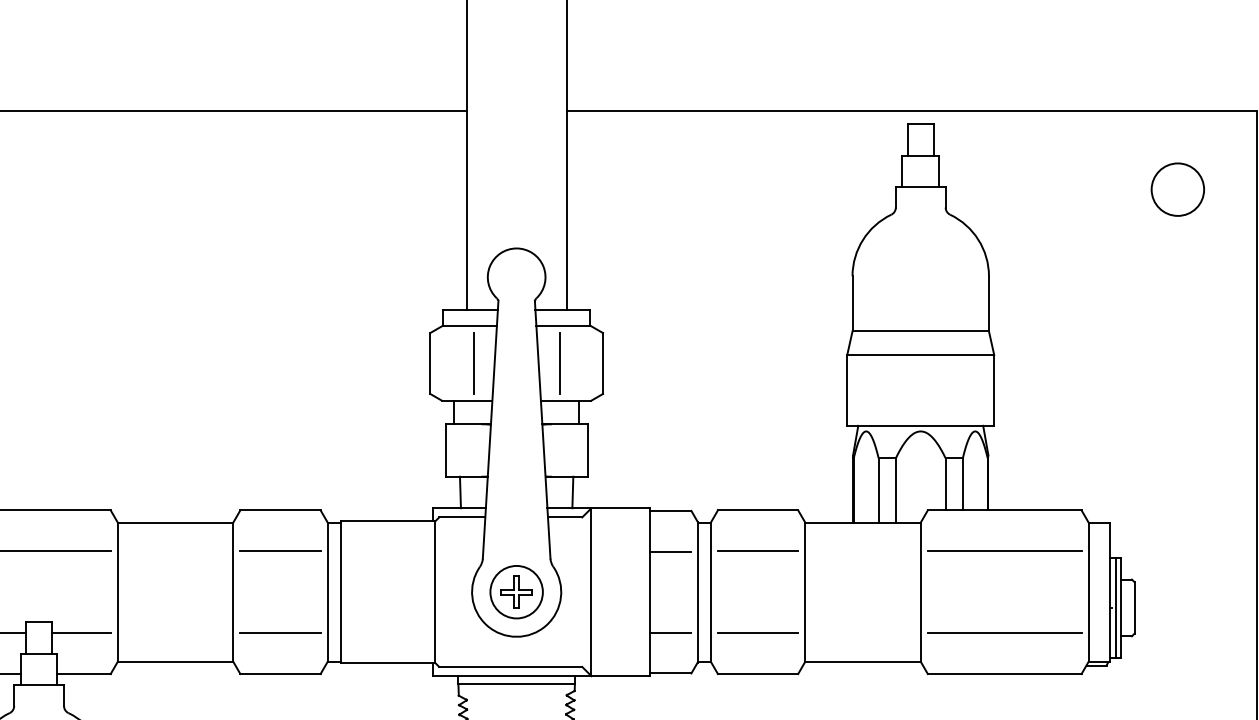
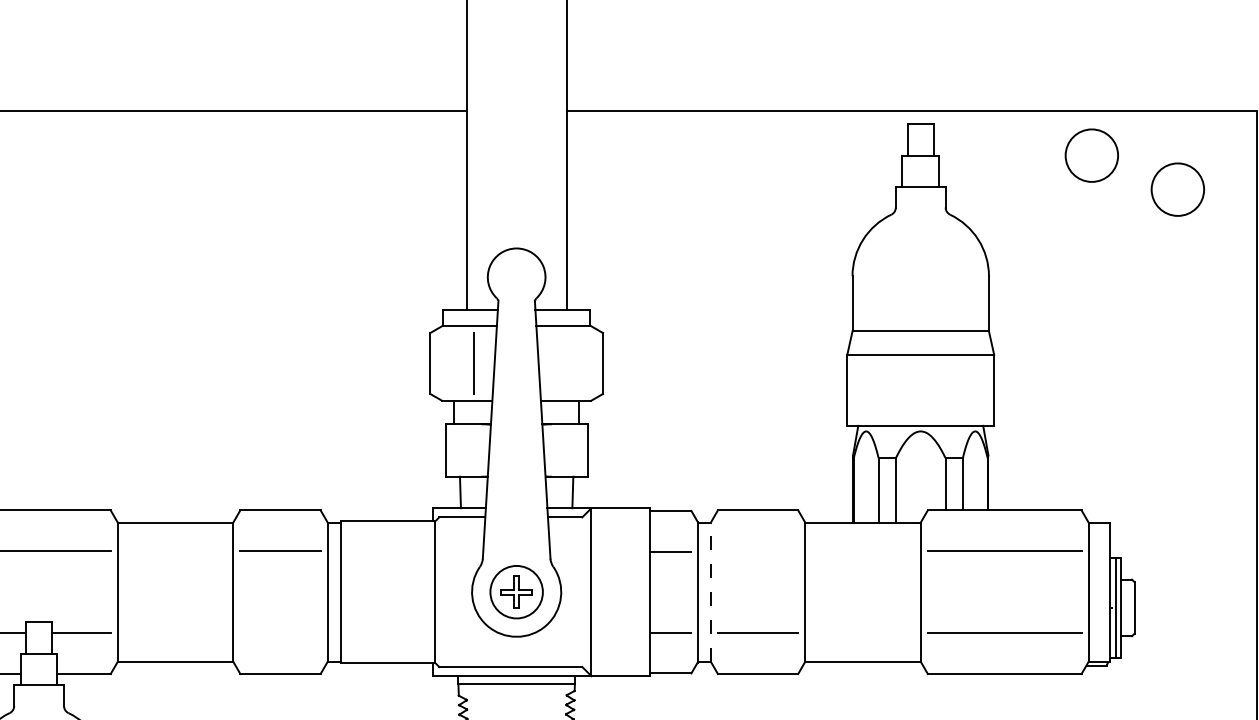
circle: none -> present (1091, 155)
line: present -> none (559, 363)
line: present -> none (757, 551)
line: solid -> dashed (710, 592)
line: present -> none (280, 633)
